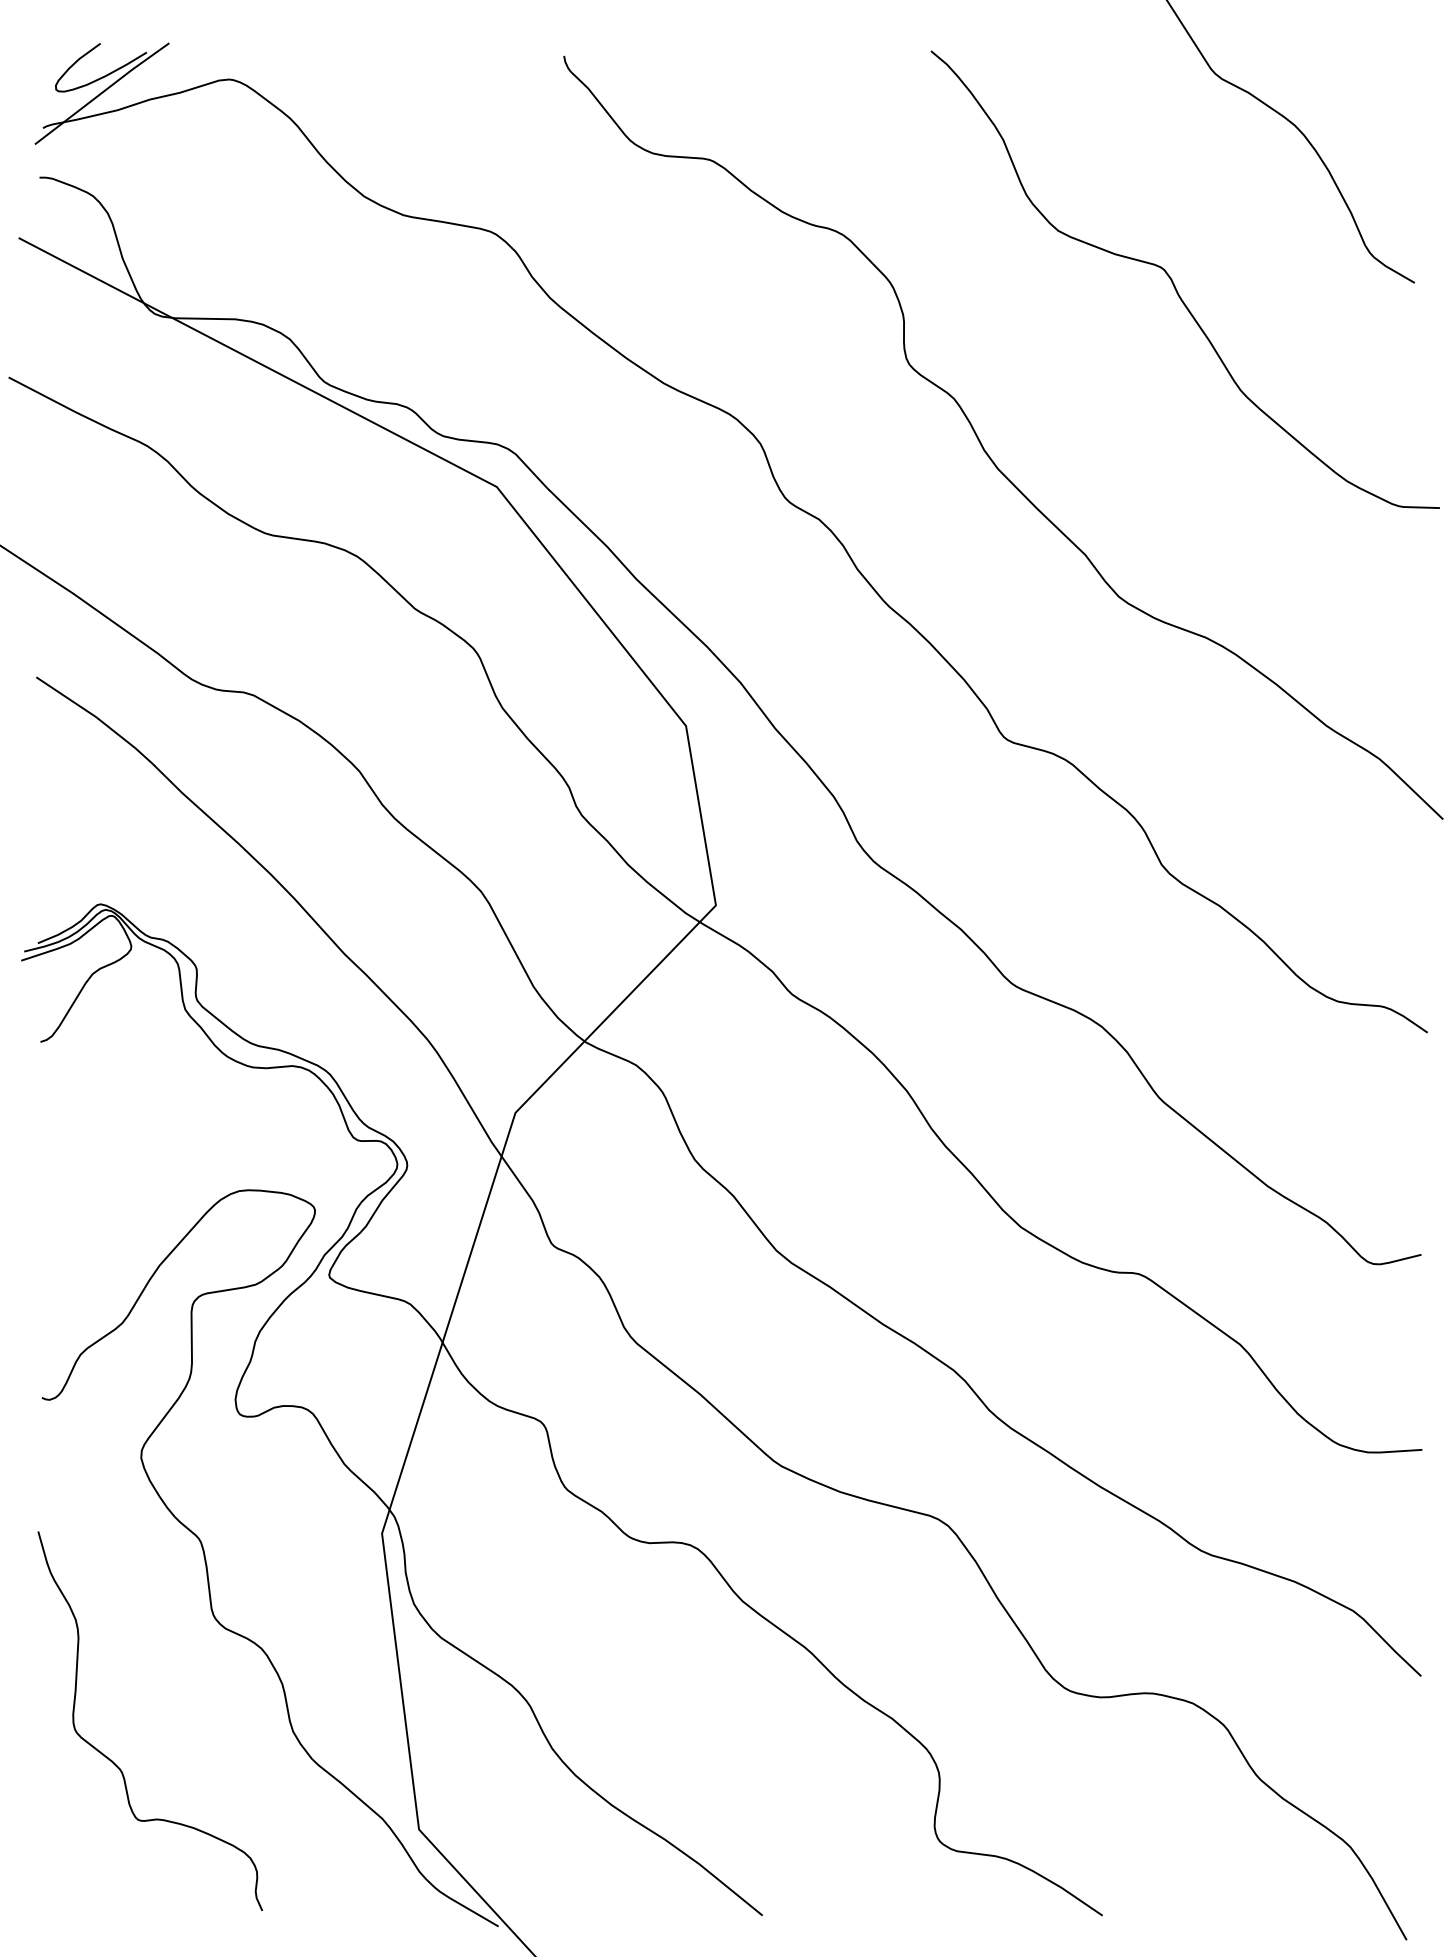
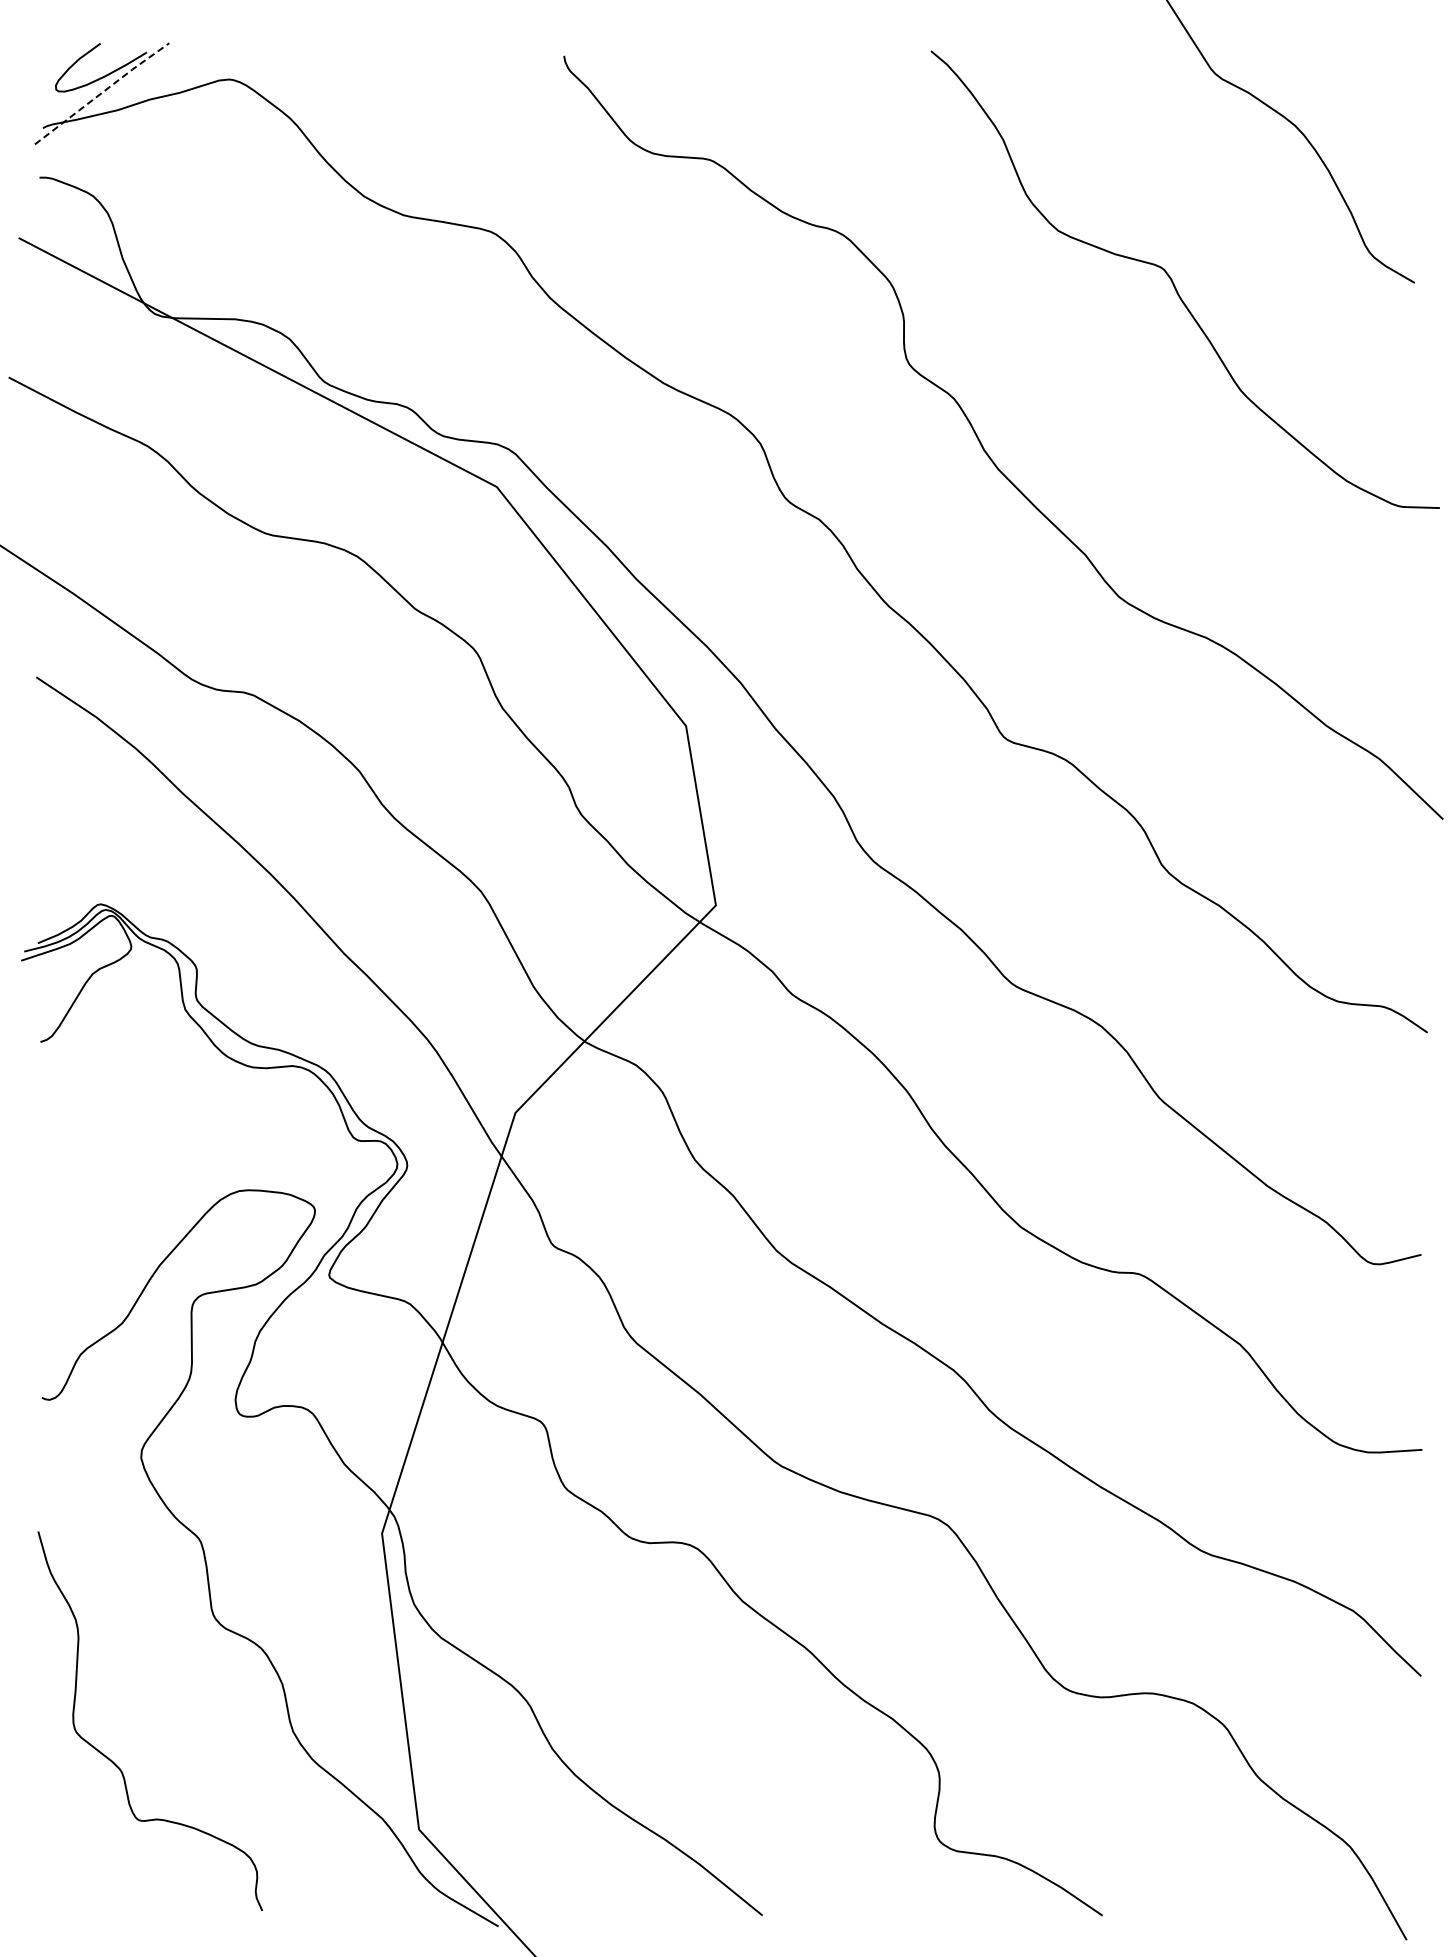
line: solid -> dashed (102, 92)
